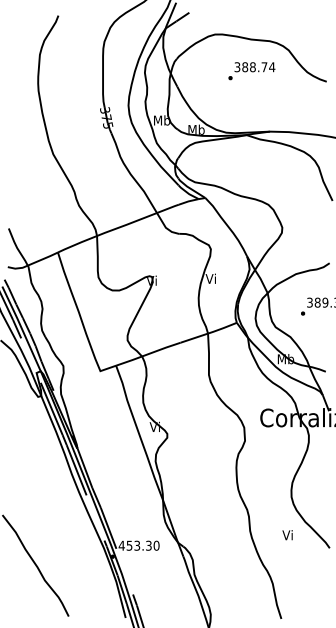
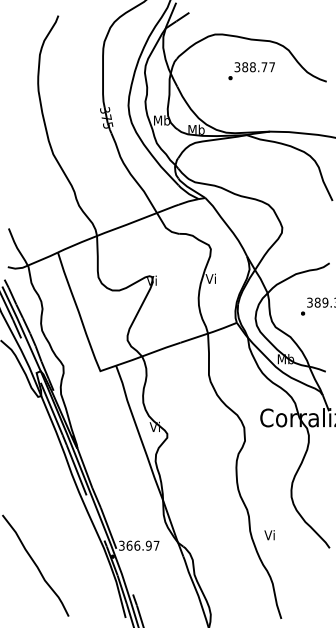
text: 388.74 -> 388.77 (272, 67)
text position: (287, 535) -> (269, 535) (269, 535)
text: 453.30 -> 366.97 (138, 545)
